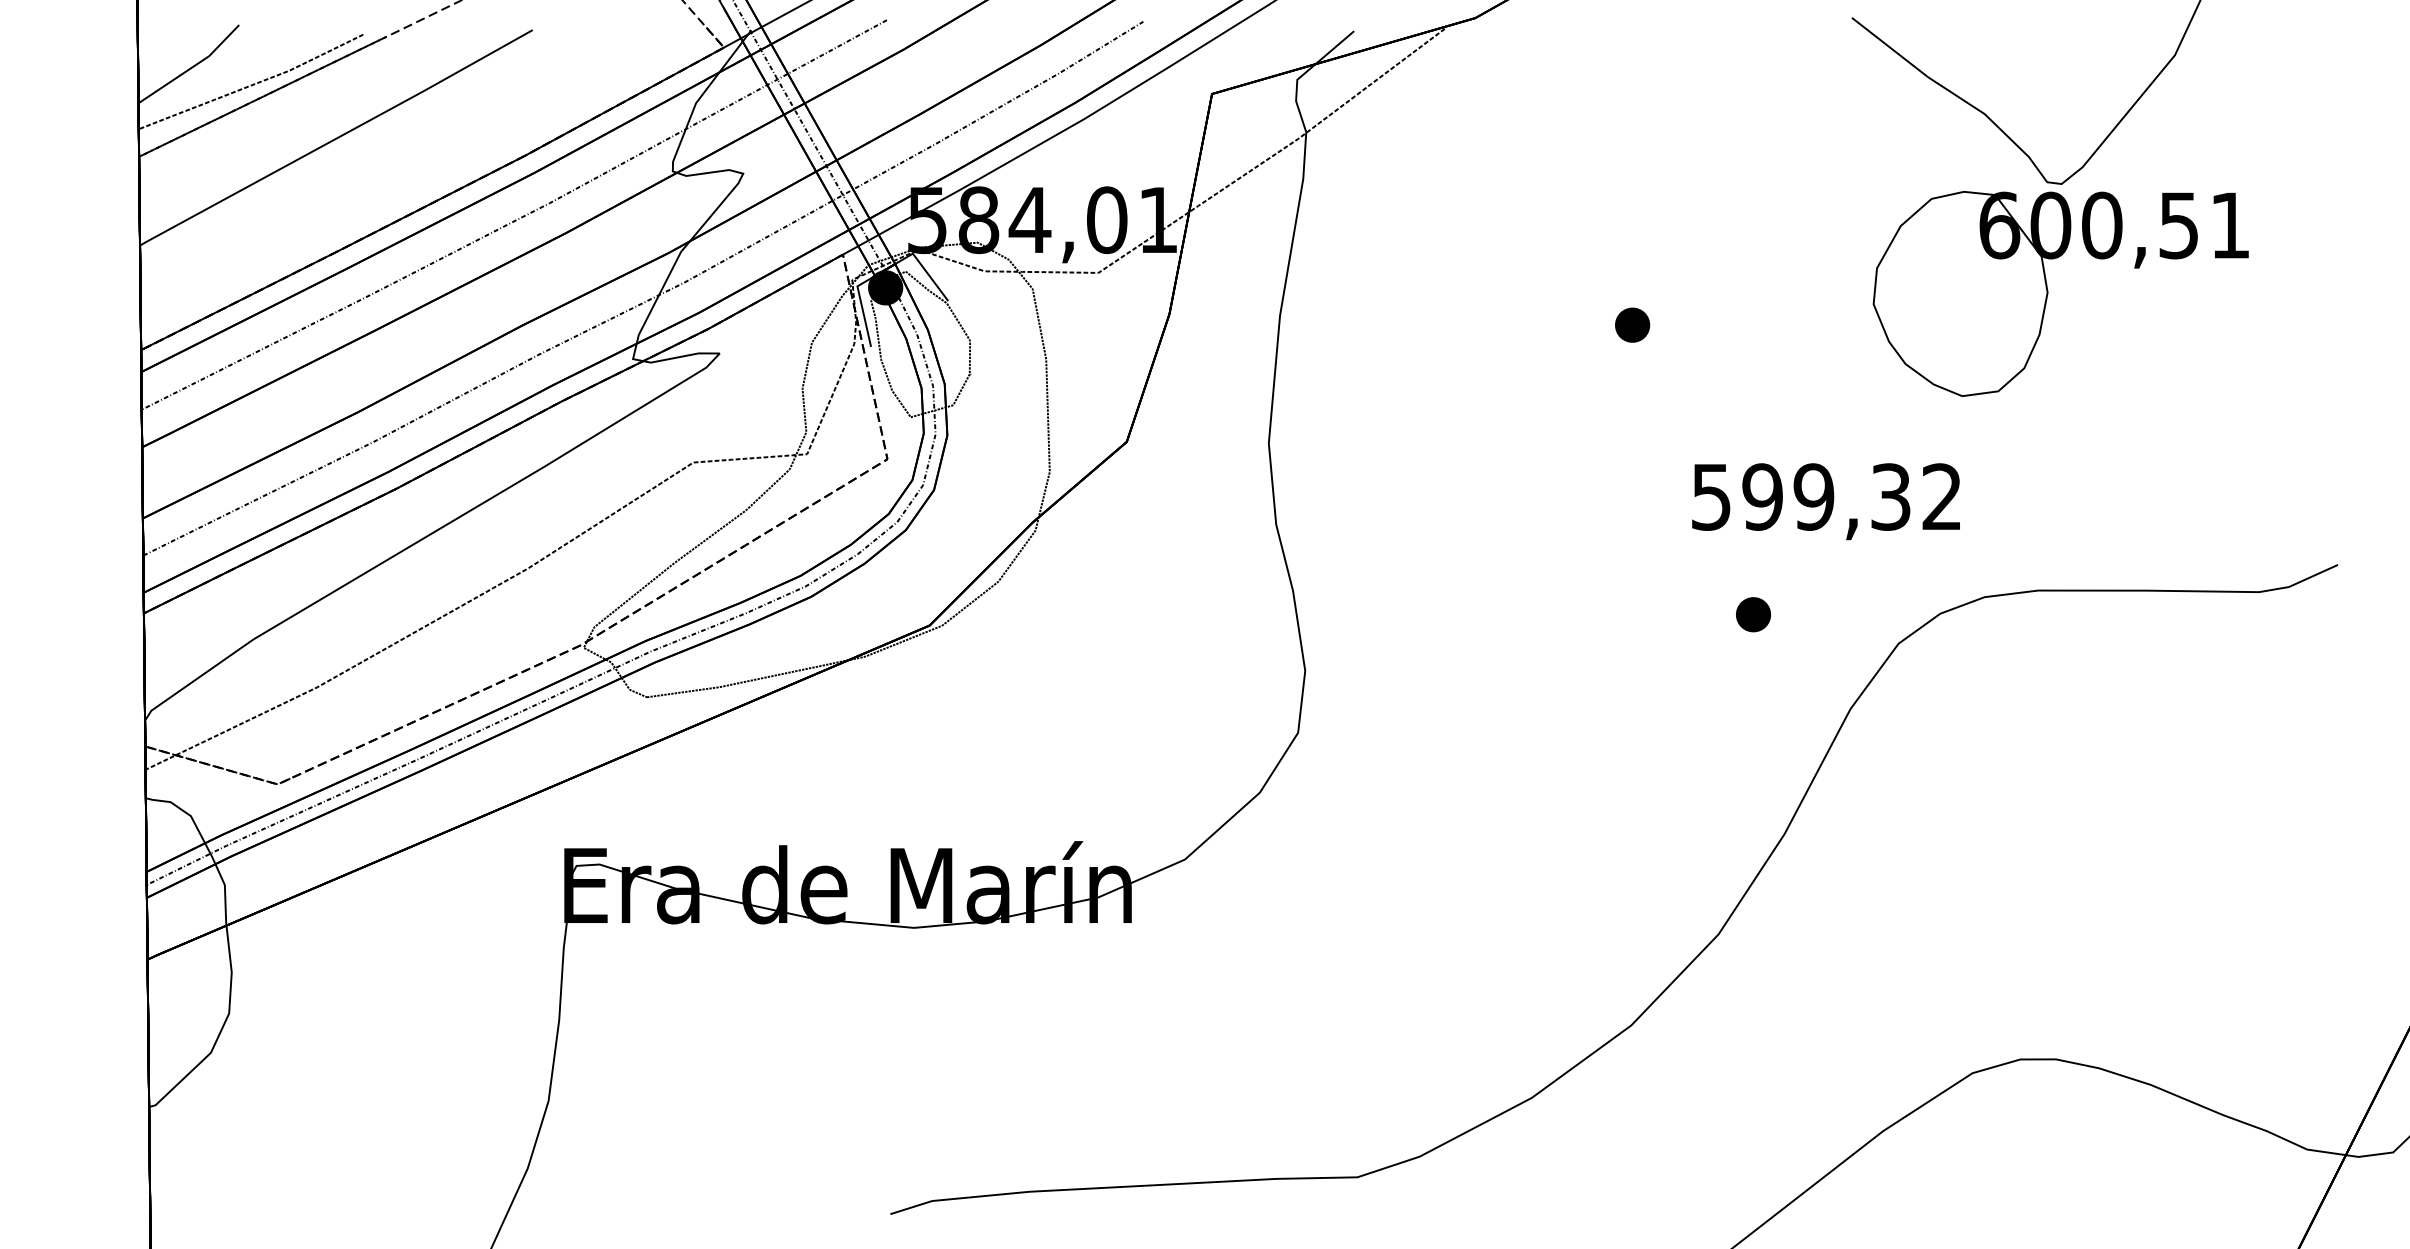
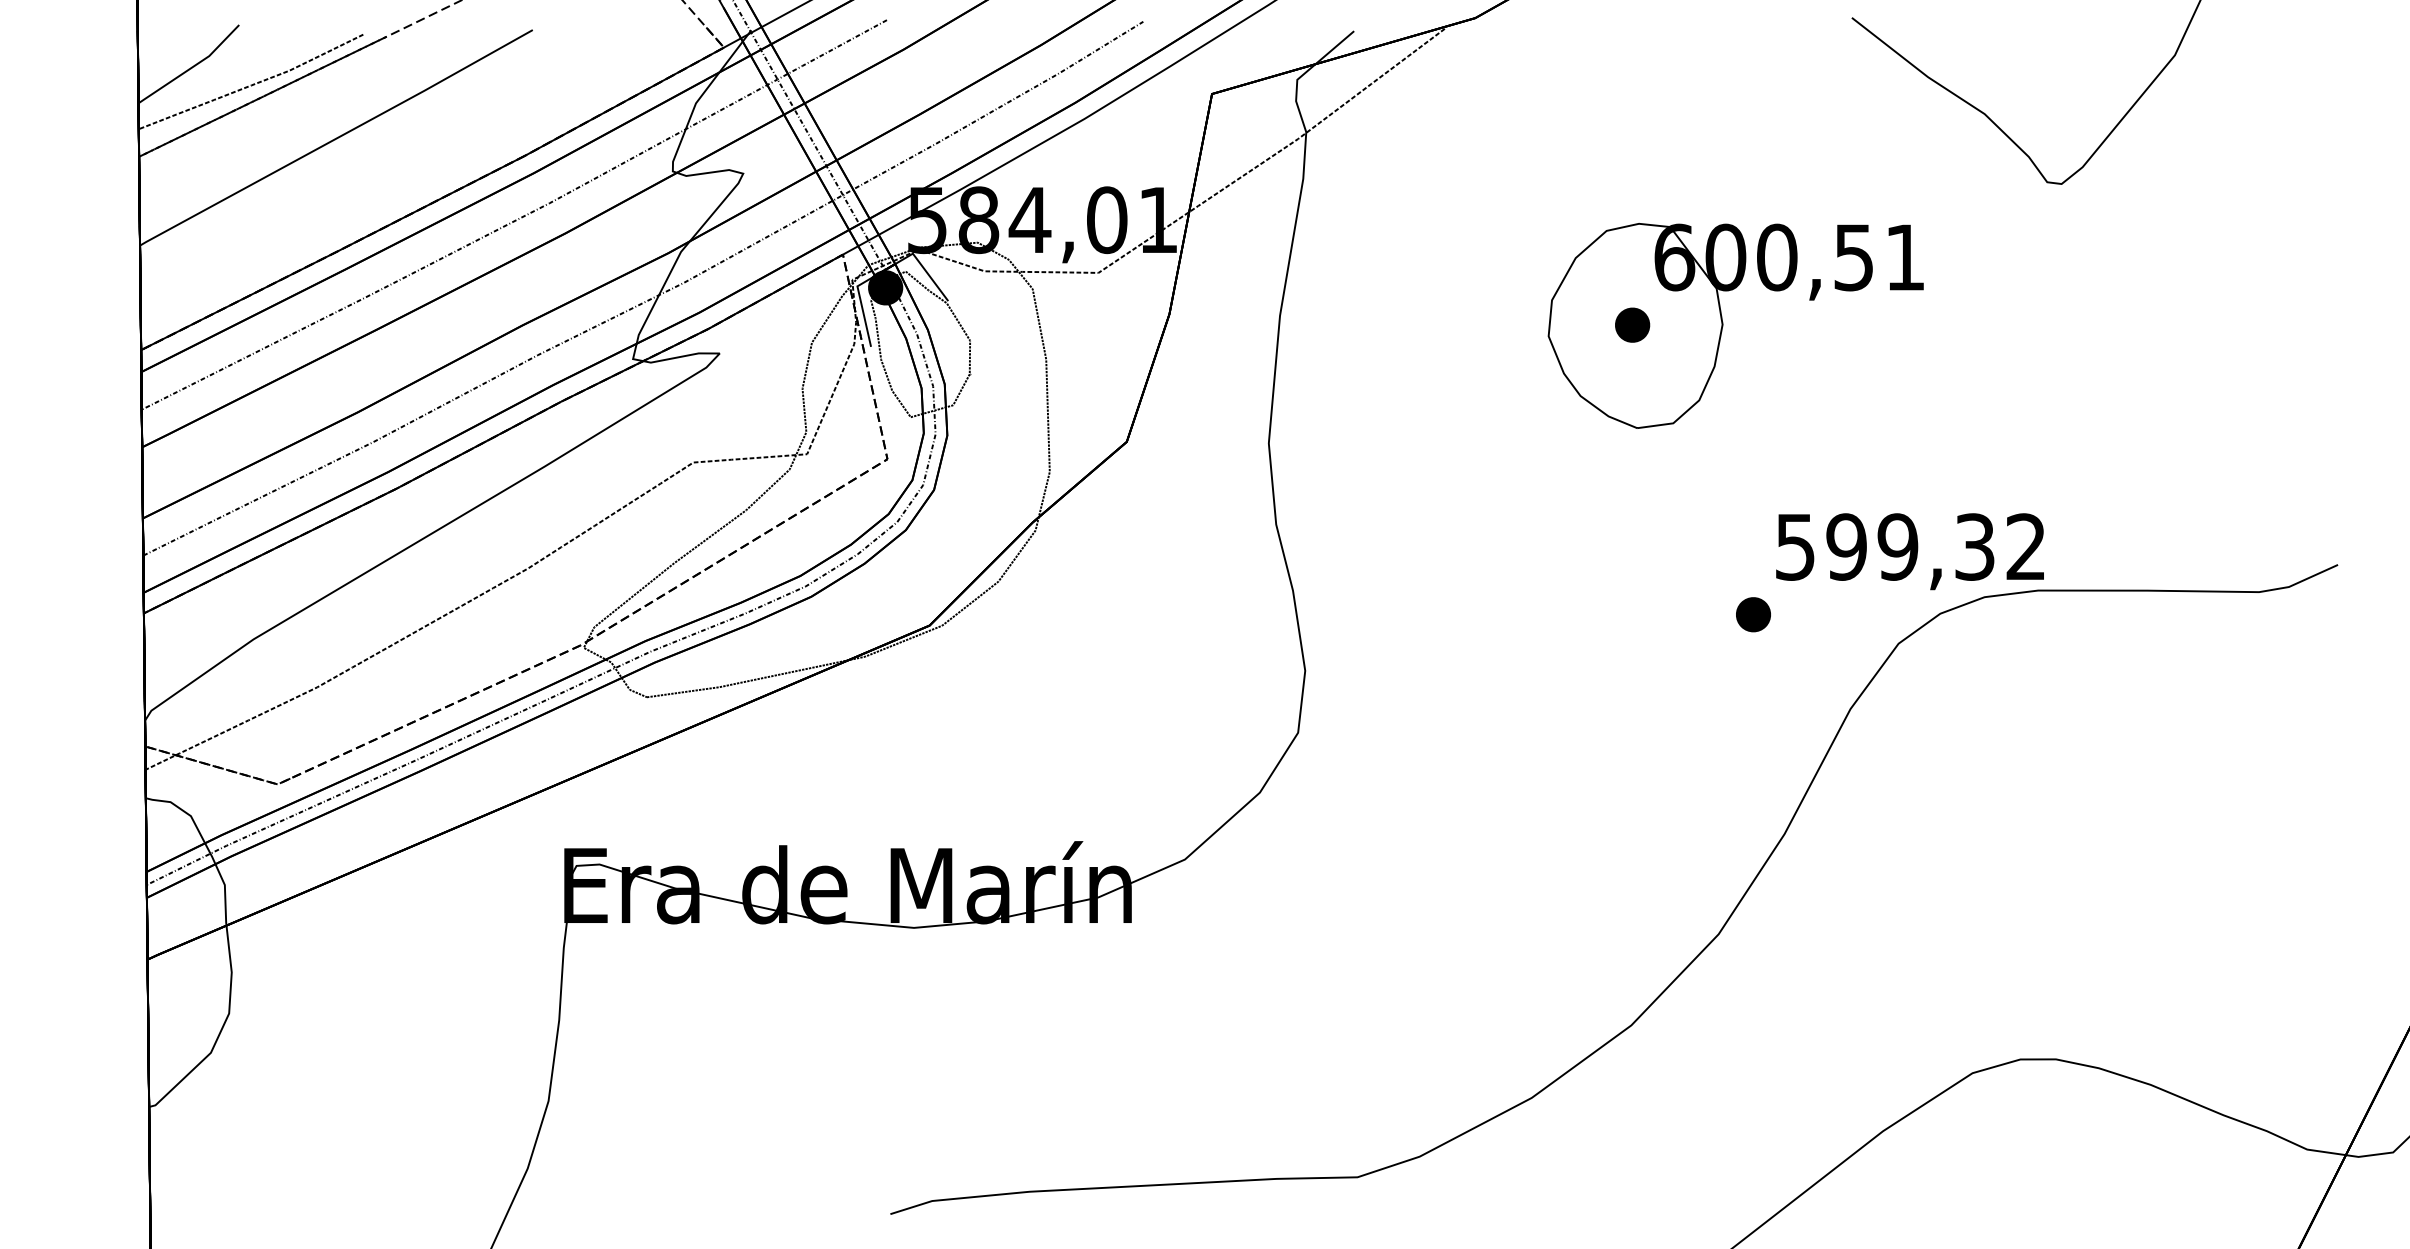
part position: (2048, 293) -> (1723, 325) (1723, 325)
text position: (1825, 501) -> (1909, 551) (1909, 551)
